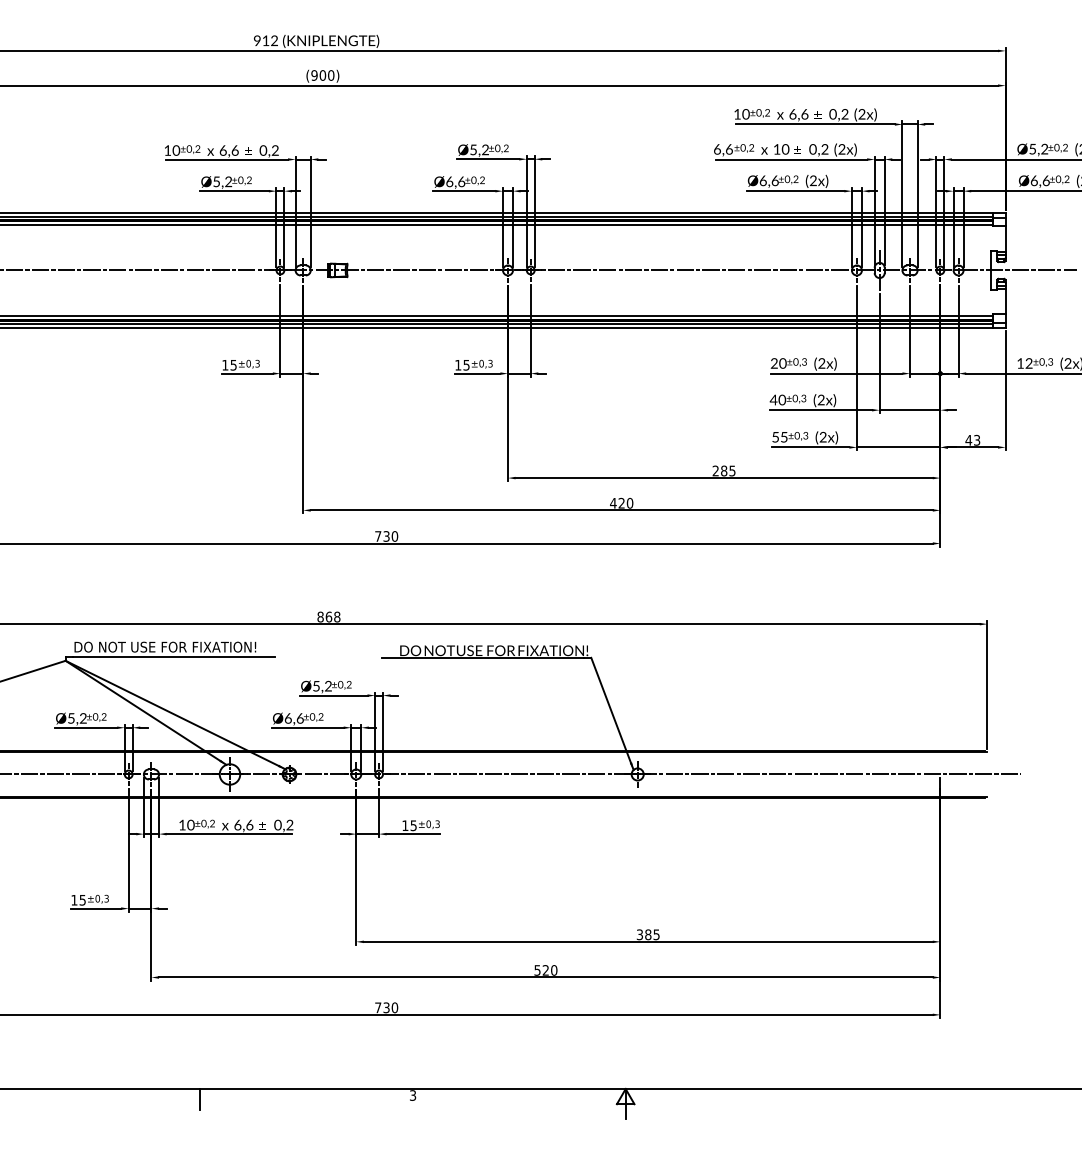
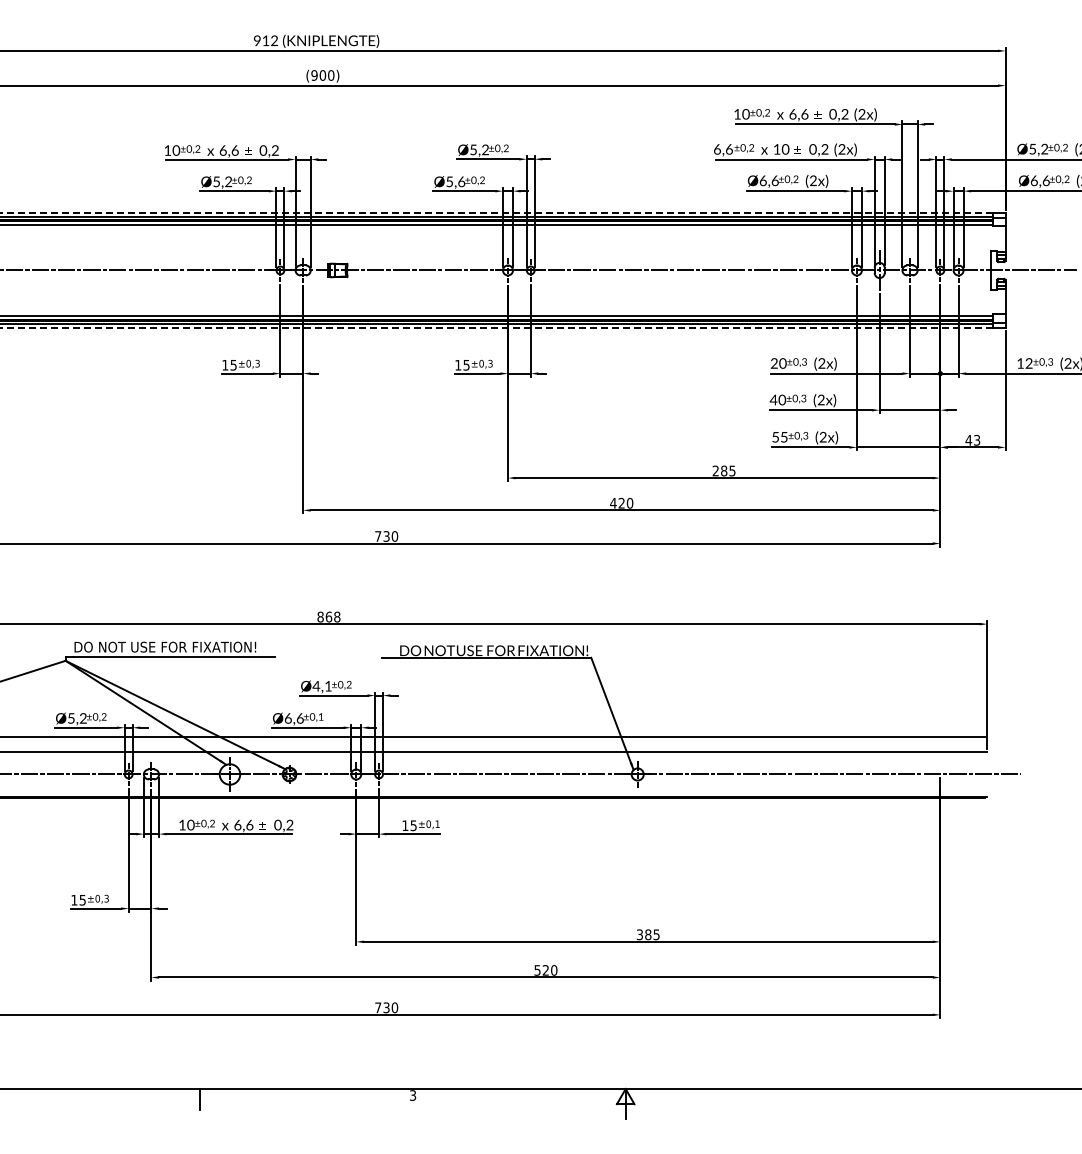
text: Ø6,6 -> Ø5,6 (449, 181)
line: solid -> dashed (496, 212)
line: solid -> dashed (496, 328)
text: Ø5,2 -> Ø4,1 (321, 685)
text: ±0,2 -> ±0,1 (320, 716)
line position: (493, 751) -> (493, 737) (493, 737)
text: ±0,3 -> ±0,1 (437, 824)
